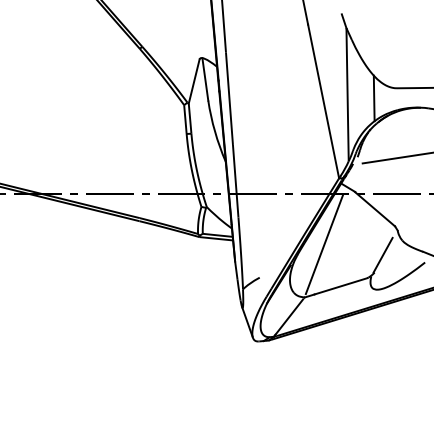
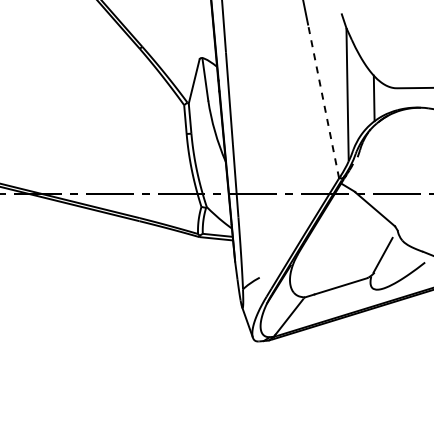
line: solid -> dashed (323, 100)
line: present -> none (396, 158)
line: present -> none (324, 244)
